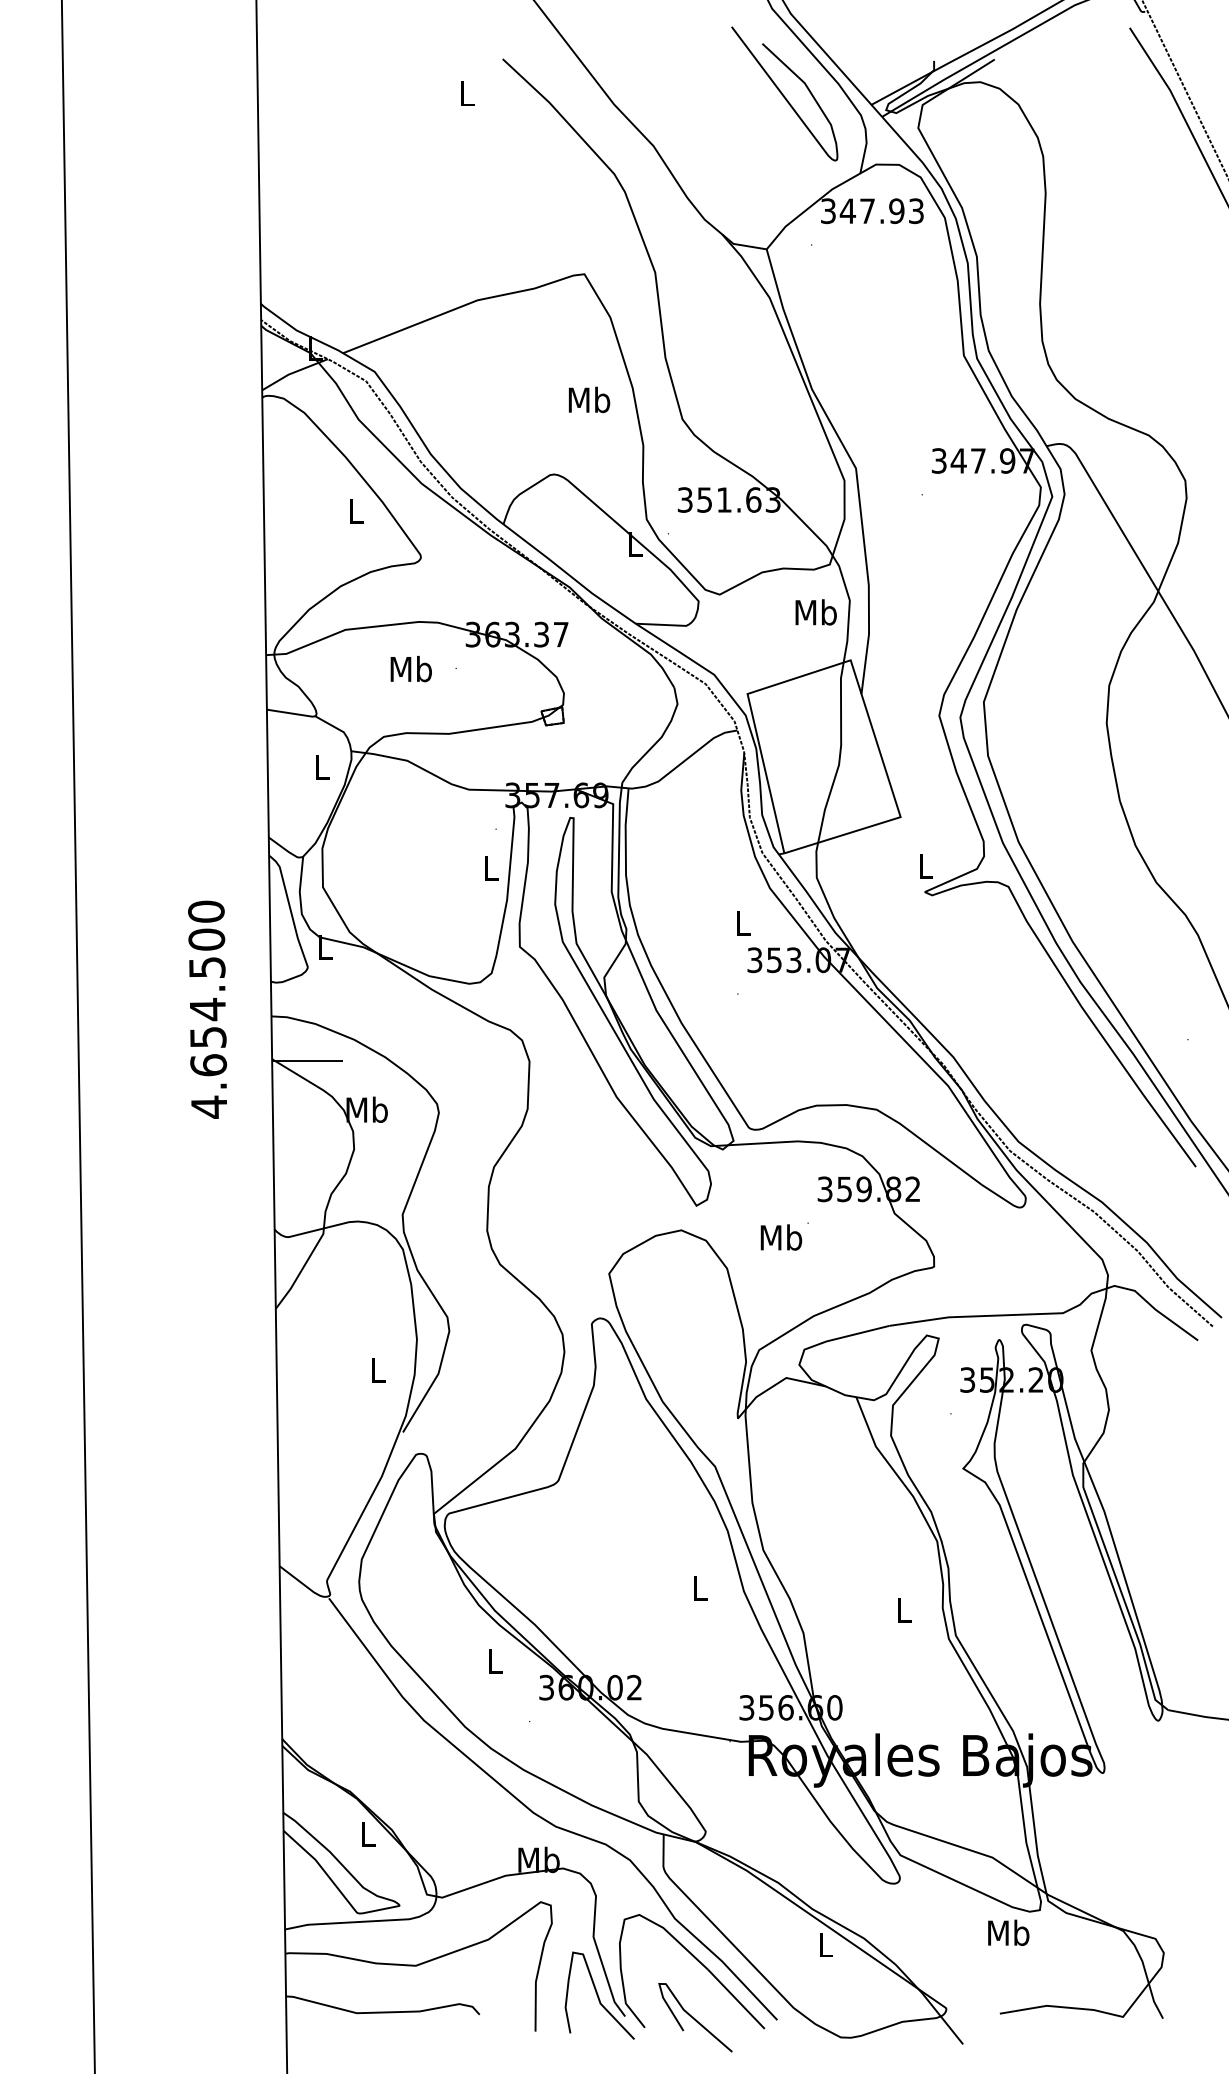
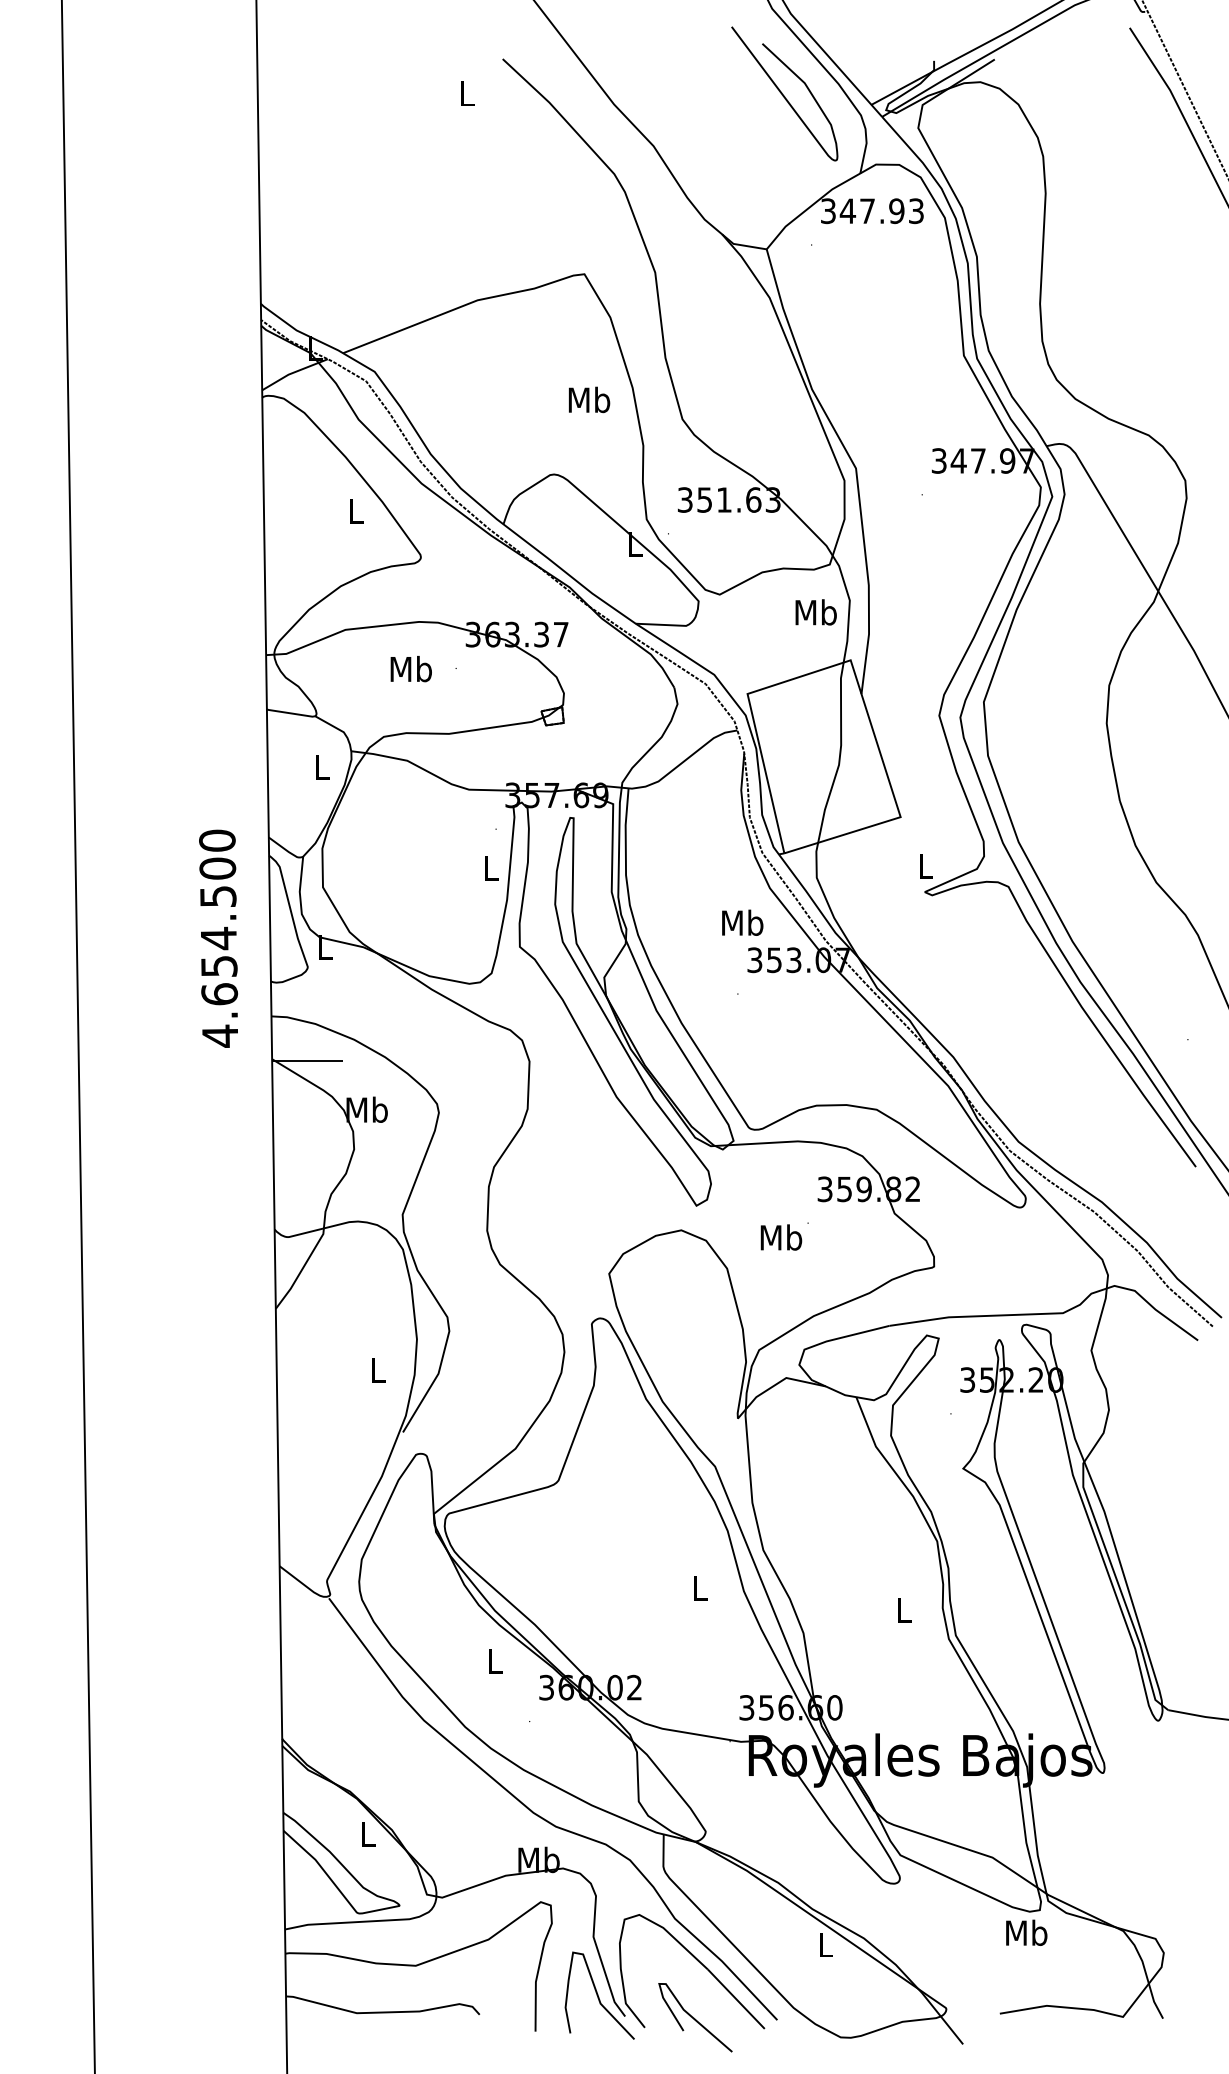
text: L -> Mb (742, 922)
text position: (207, 1009) -> (218, 938) (218, 938)
text position: (1008, 1932) -> (1026, 1932) (1026, 1932)
